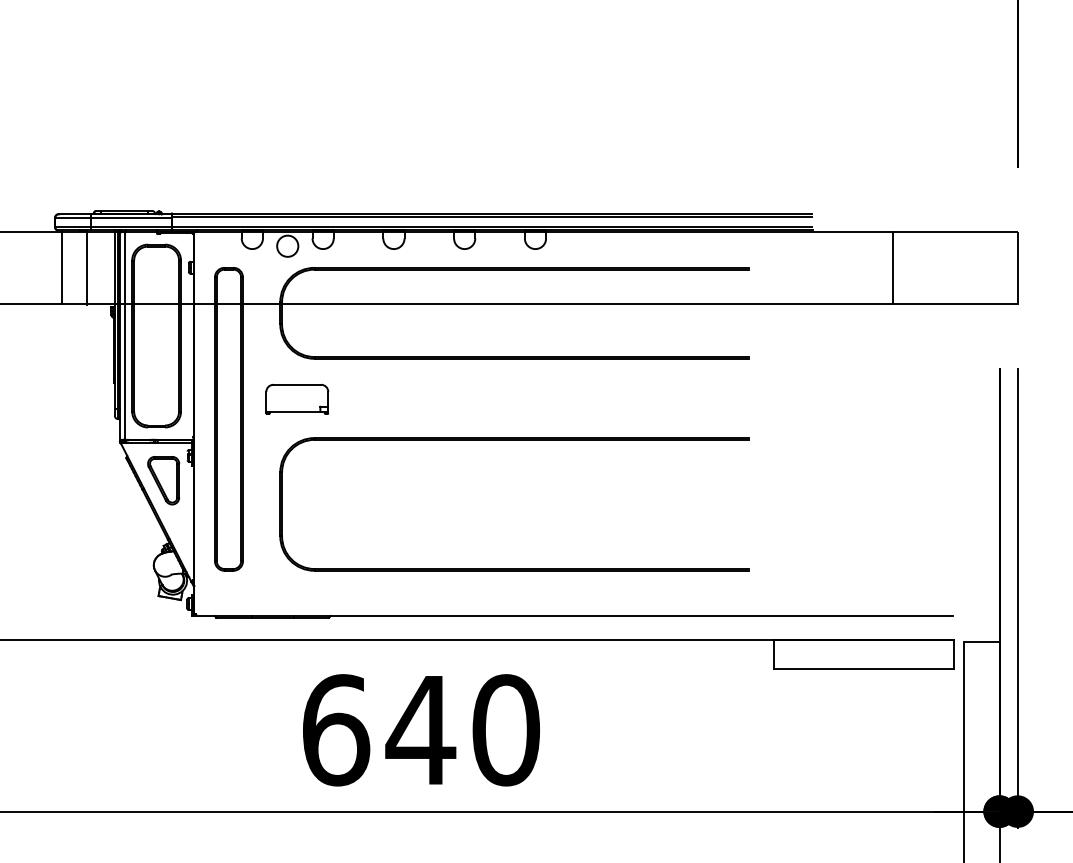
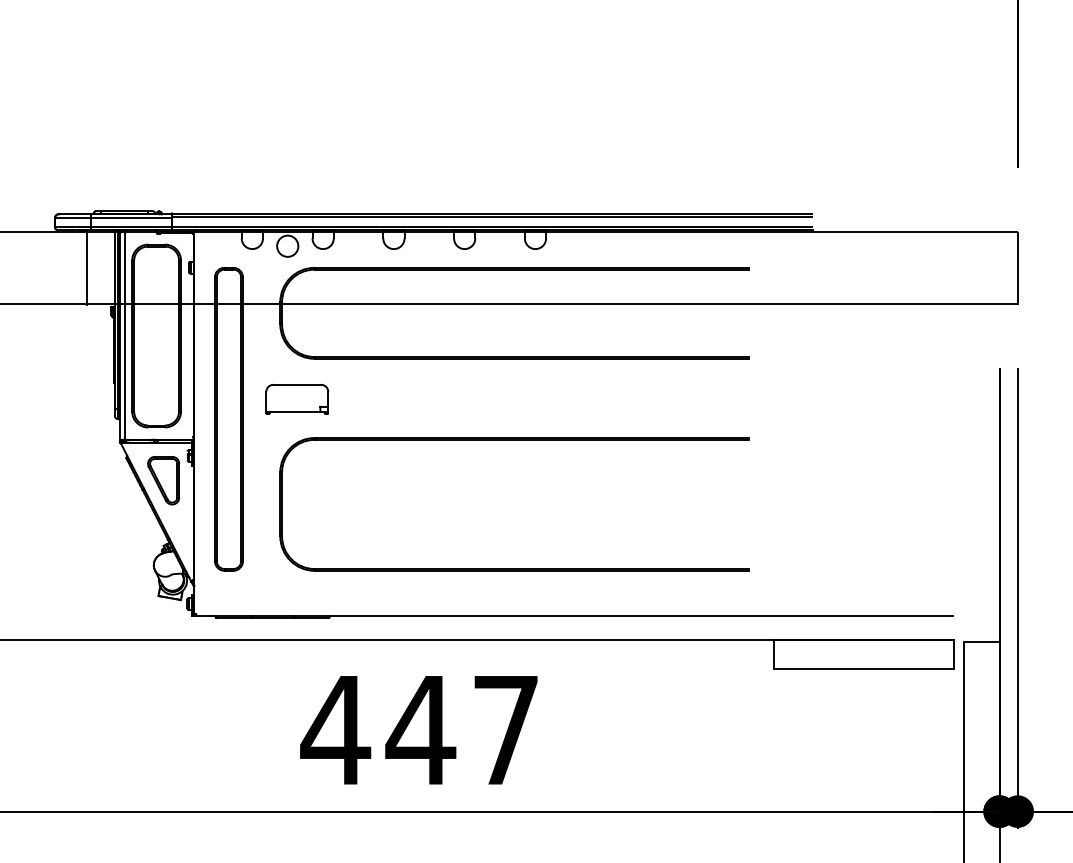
line: present -> none (61, 267)
line: present -> none (893, 267)
text: 640 -> 447 (419, 730)
